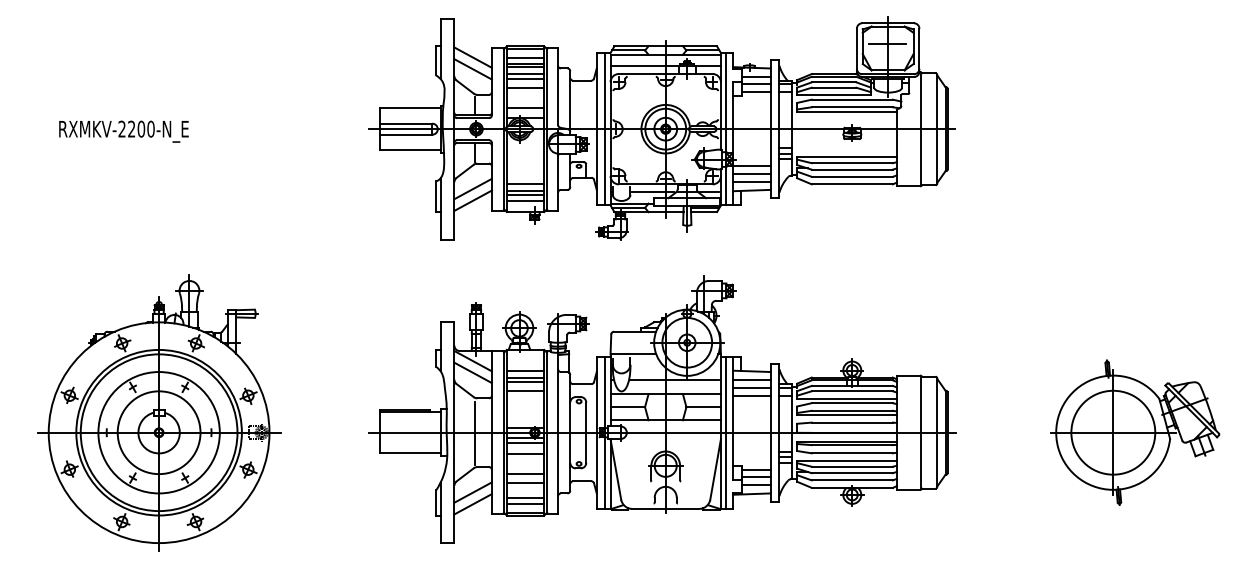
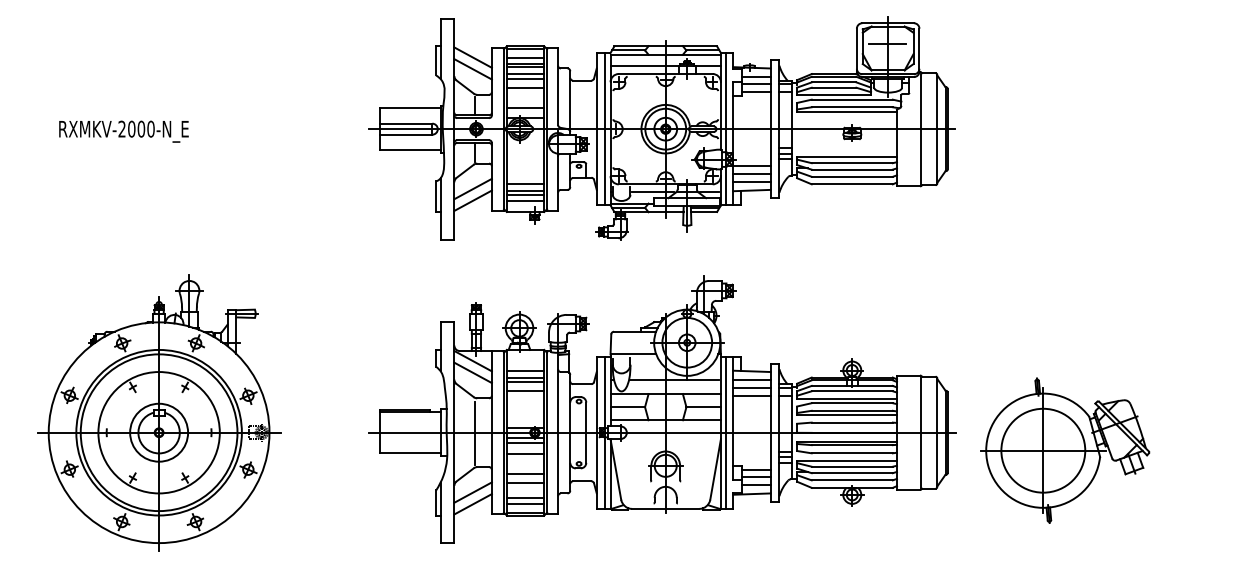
text: RXMKV-2200-N_E -> RXMKV-2000-N_E (131, 128)
circle diameter: 83 px -> 58 px (159, 432)
part position: (1135, 432) -> (1065, 450) (1065, 450)
